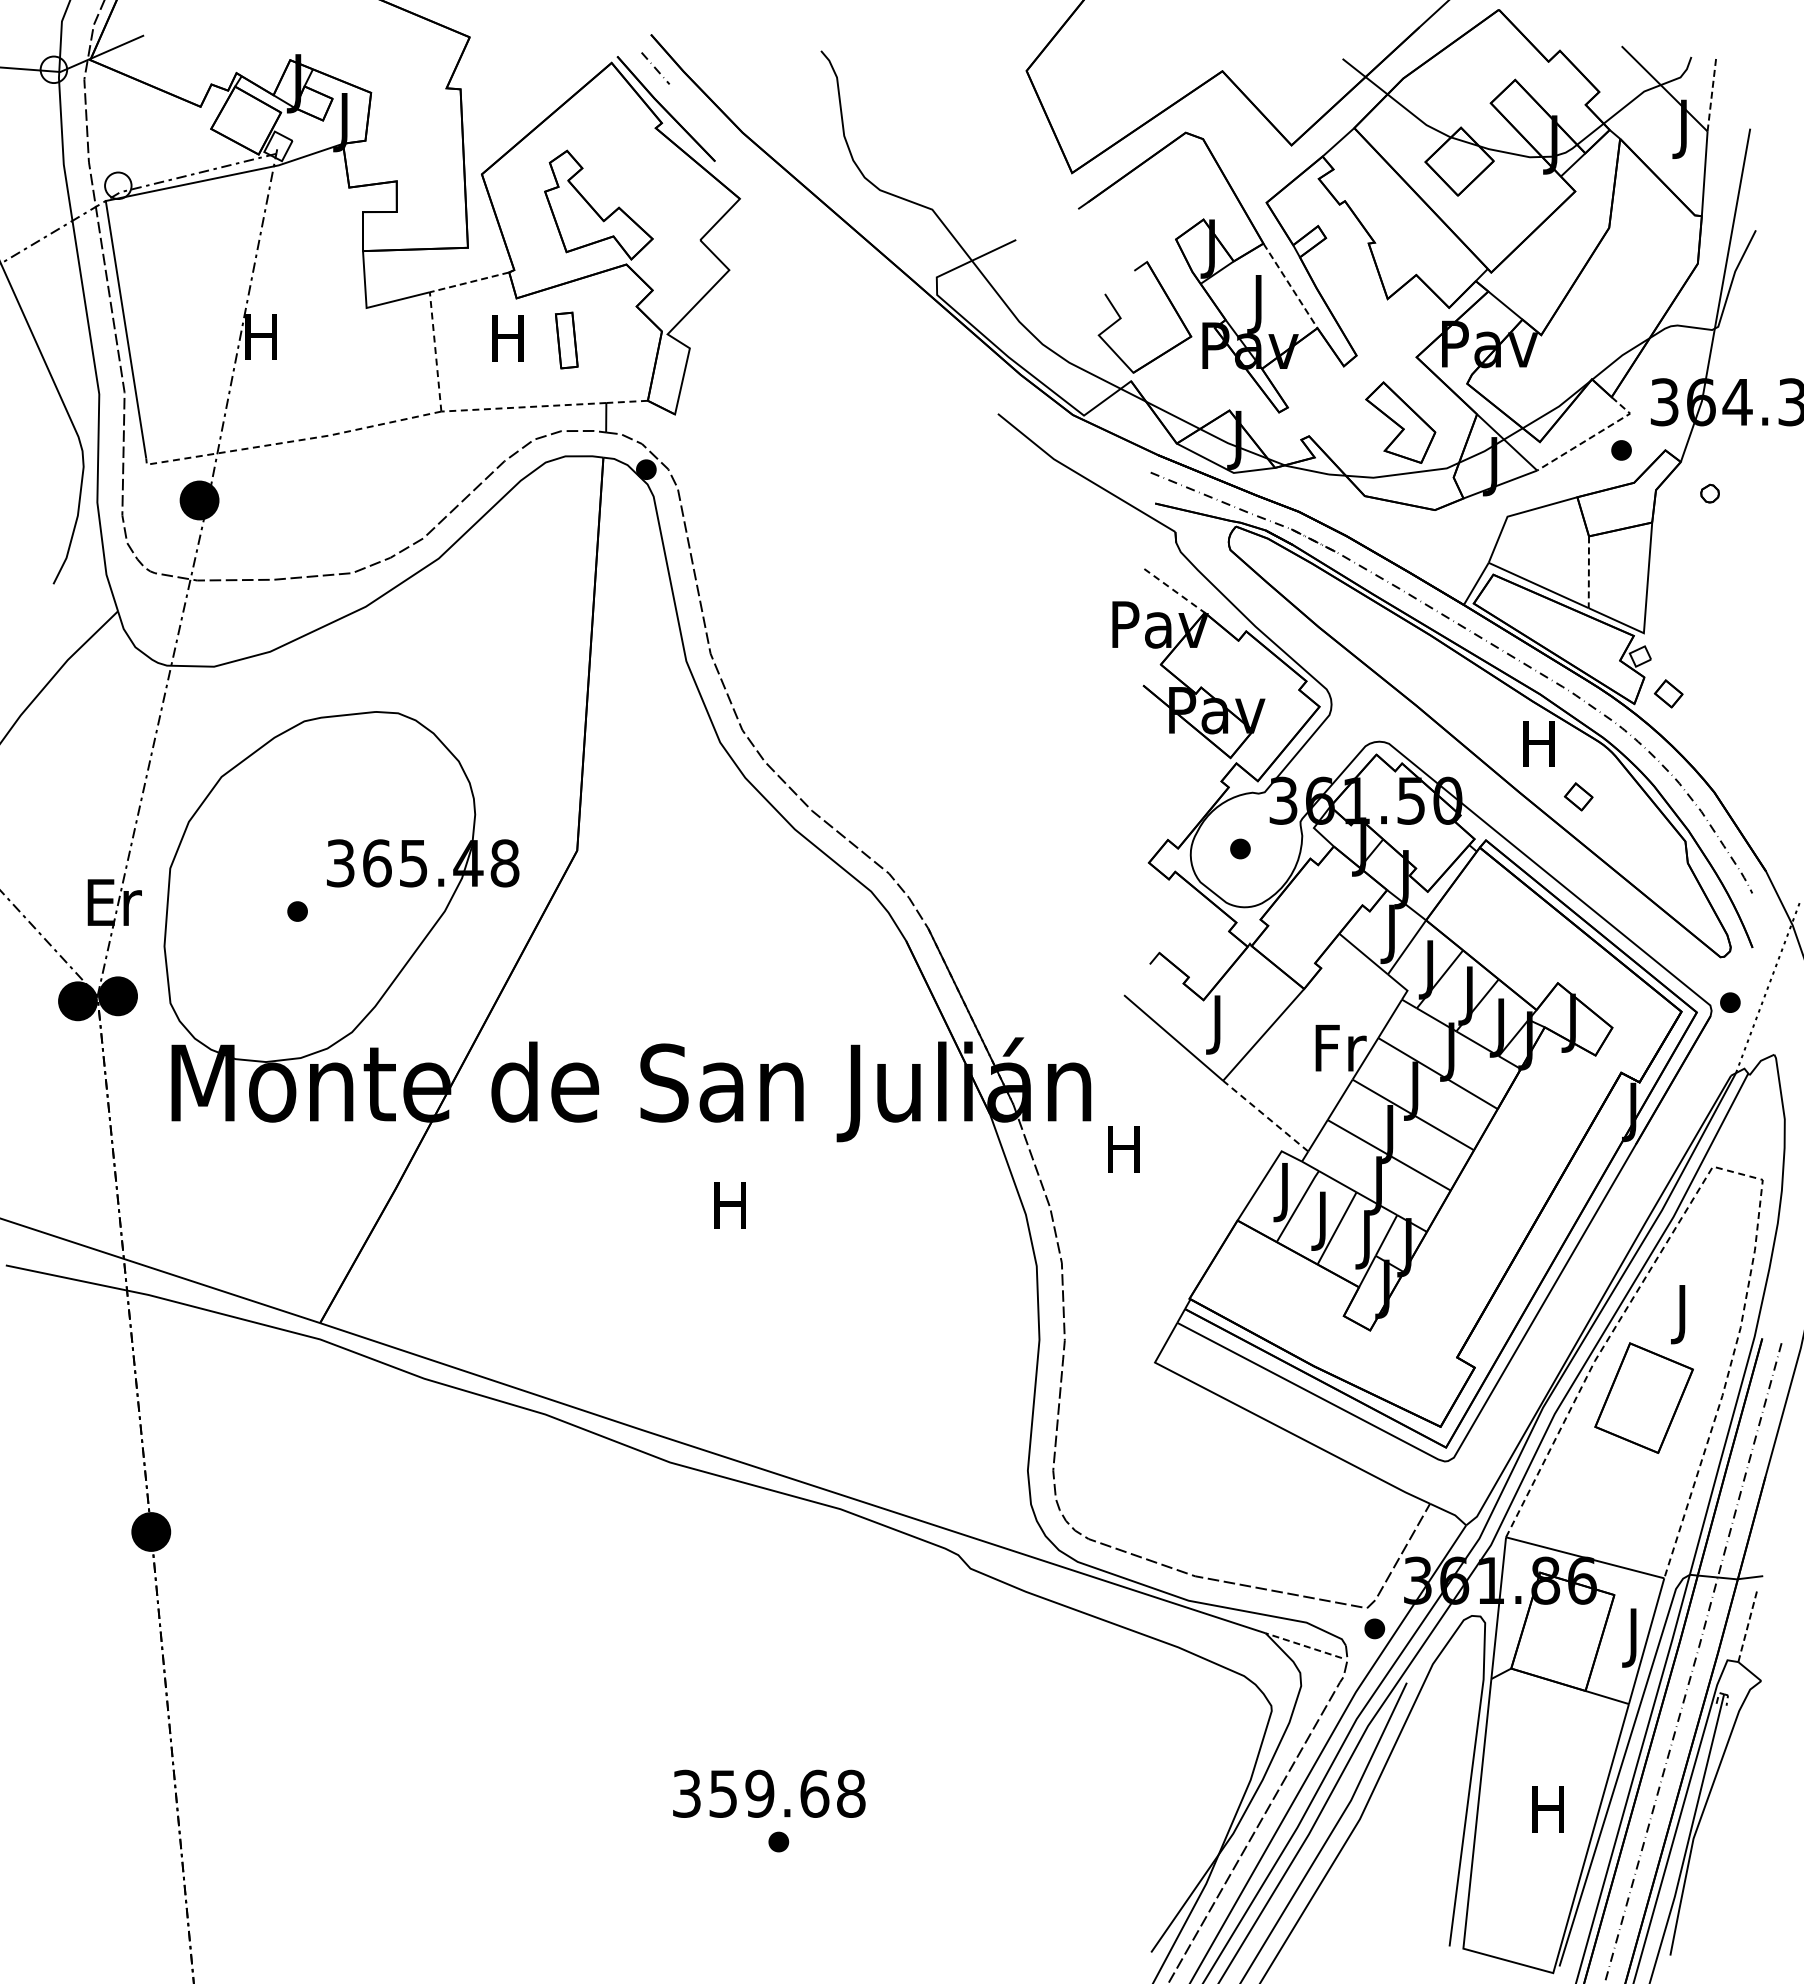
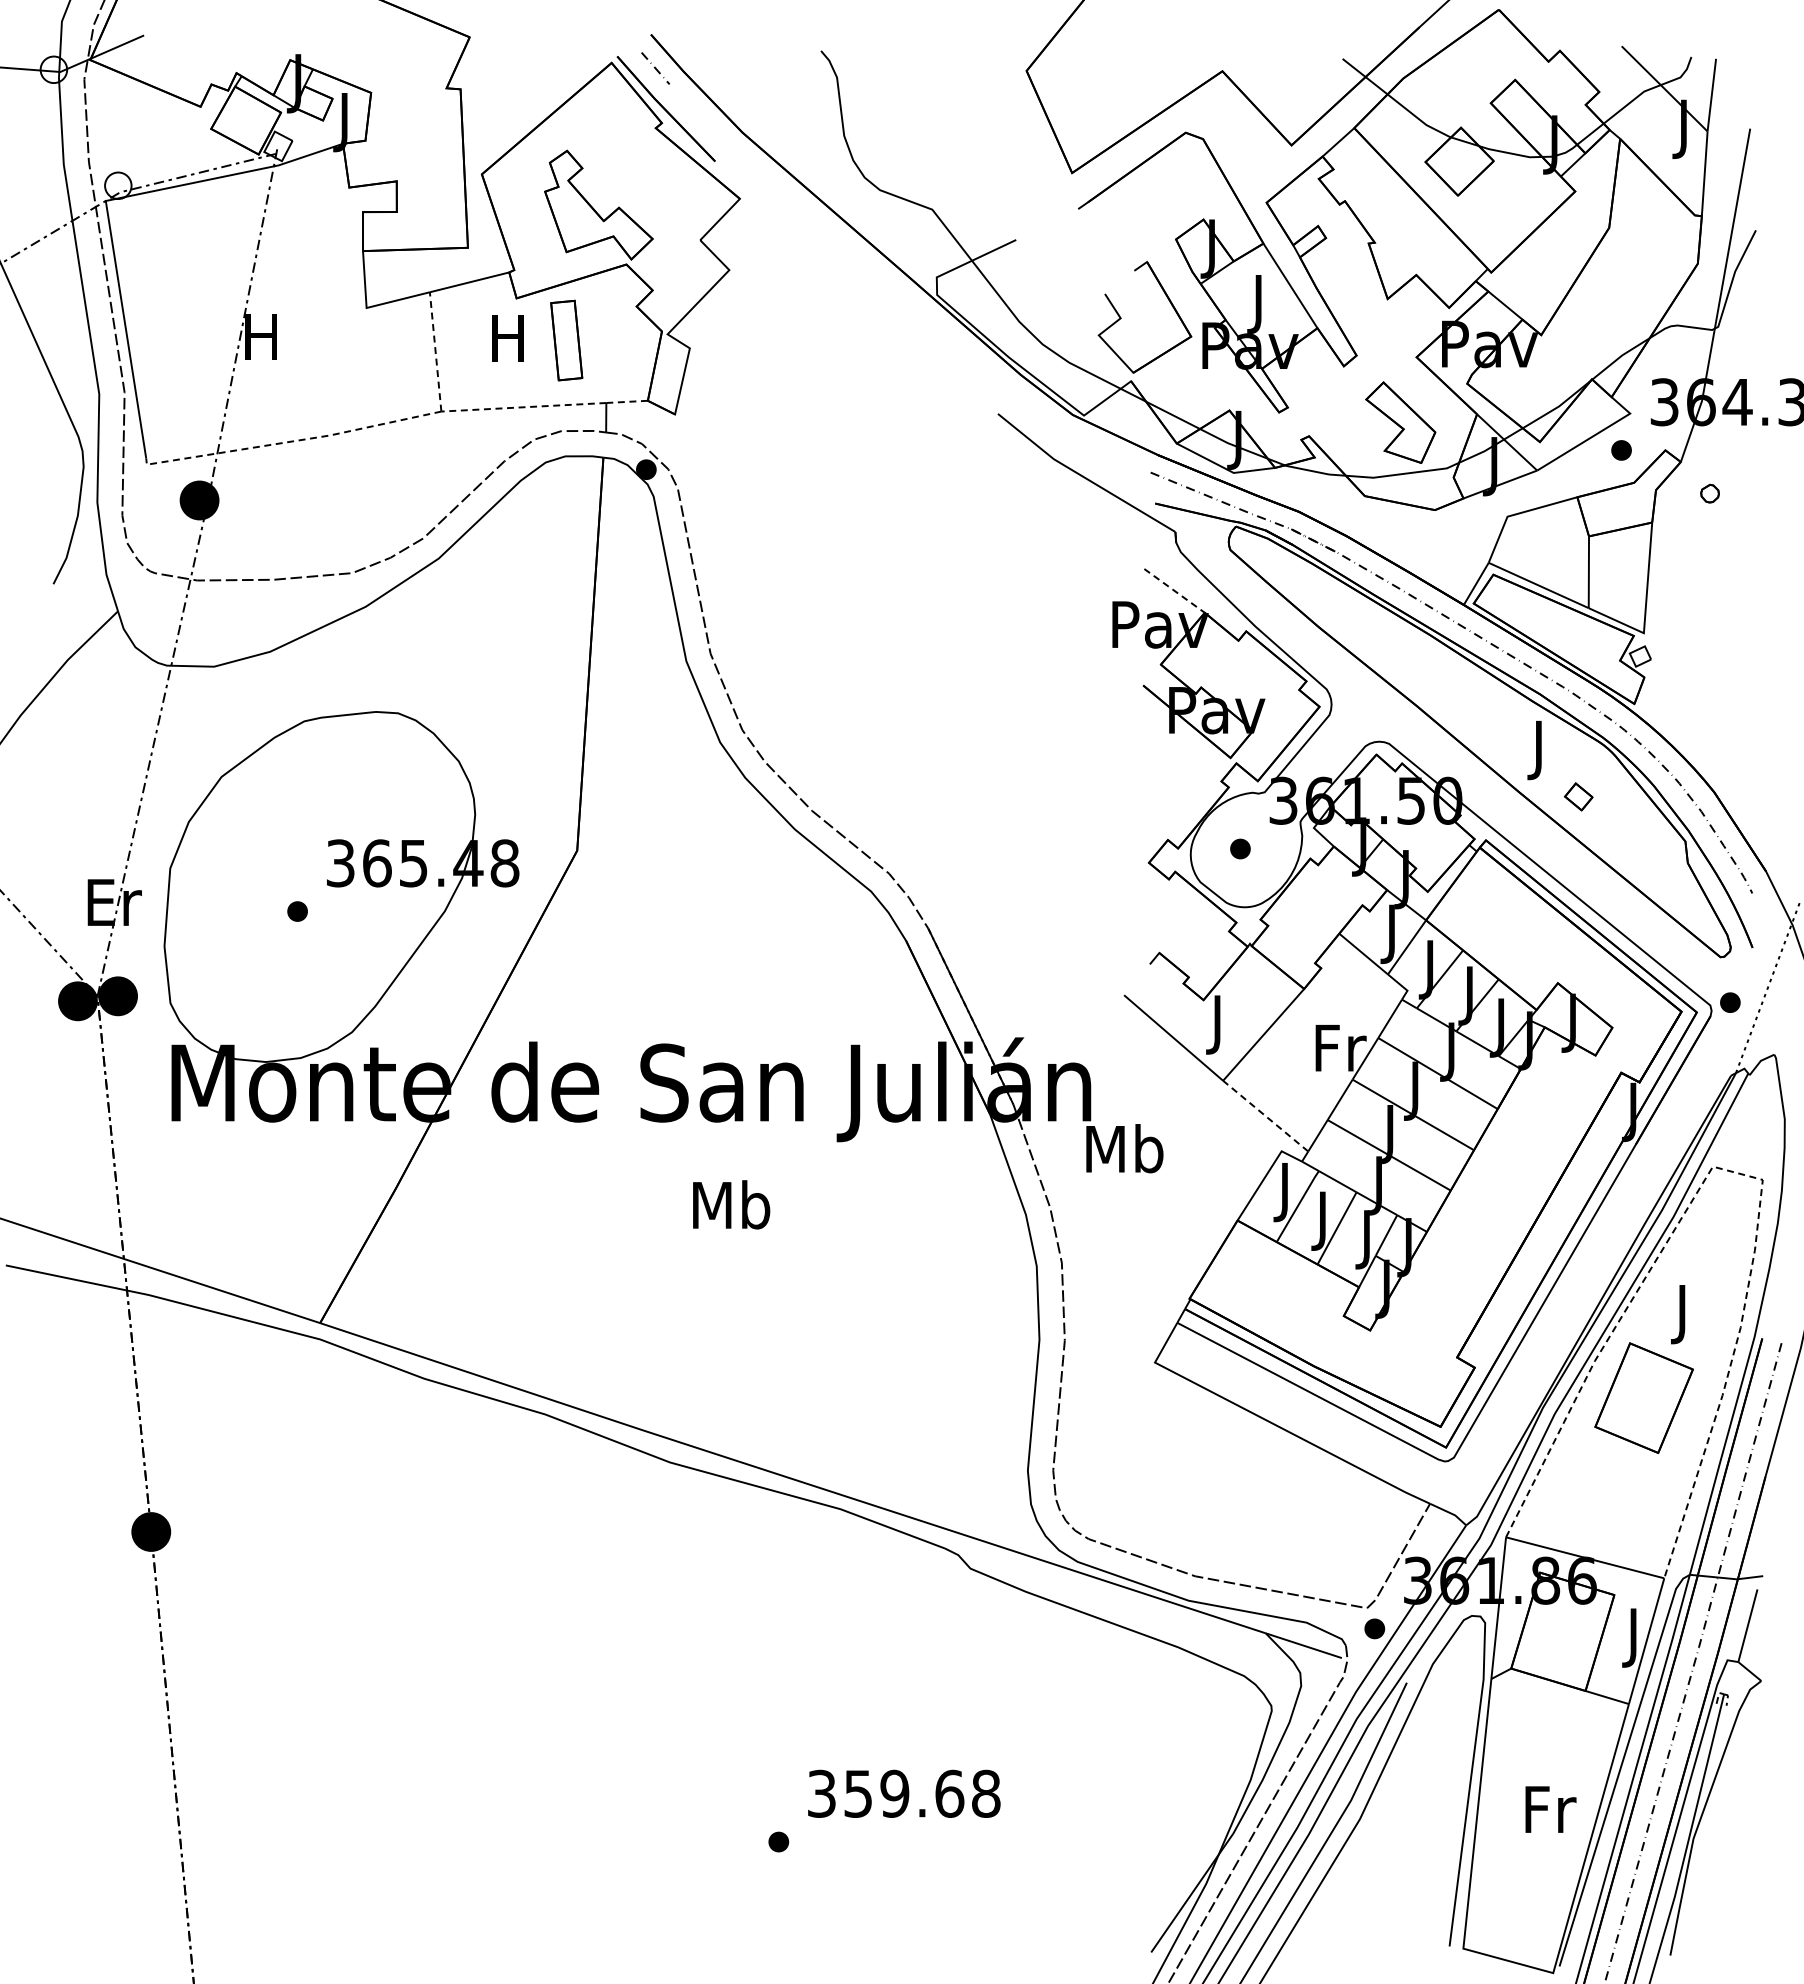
line: dashed -> solid (1711, 95)
line: dashed -> solid (469, 282)
line: dashed -> solid (1290, 286)
part size: 24x59 px -> 34x83 px (566, 340)
line: dashed -> solid (1594, 435)
line: dashed -> solid (1588, 572)
part: present -> none (1668, 693)
text: H -> J (1538, 750)
text: H -> Mb (1124, 1148)
text: H -> Mb (731, 1204)
line: dashed -> solid (1747, 1625)
line: dashed -> solid (1303, 1645)
text position: (769, 1793) -> (904, 1793) (904, 1793)
text: H -> Fr (1550, 1809)
